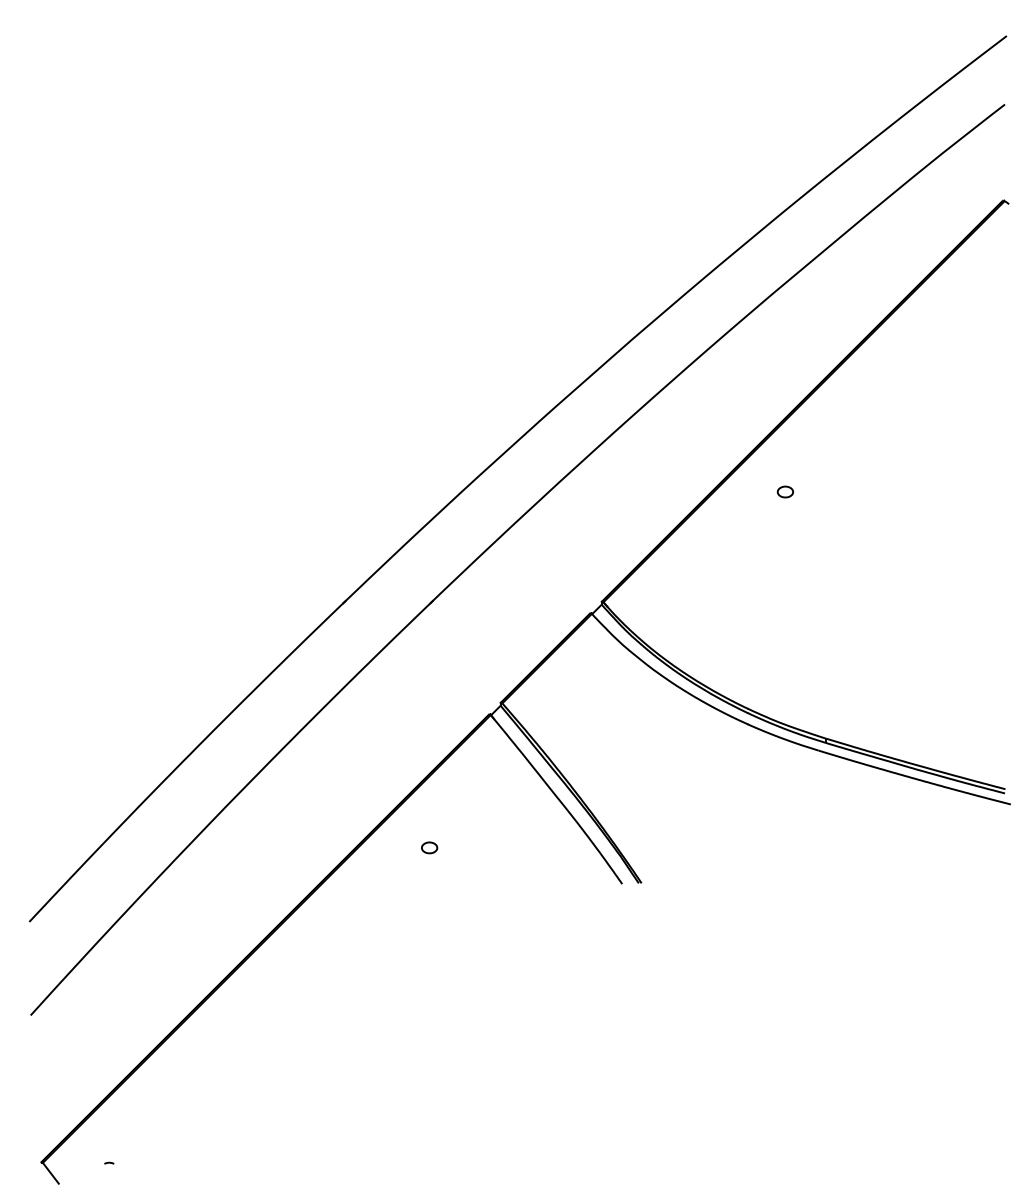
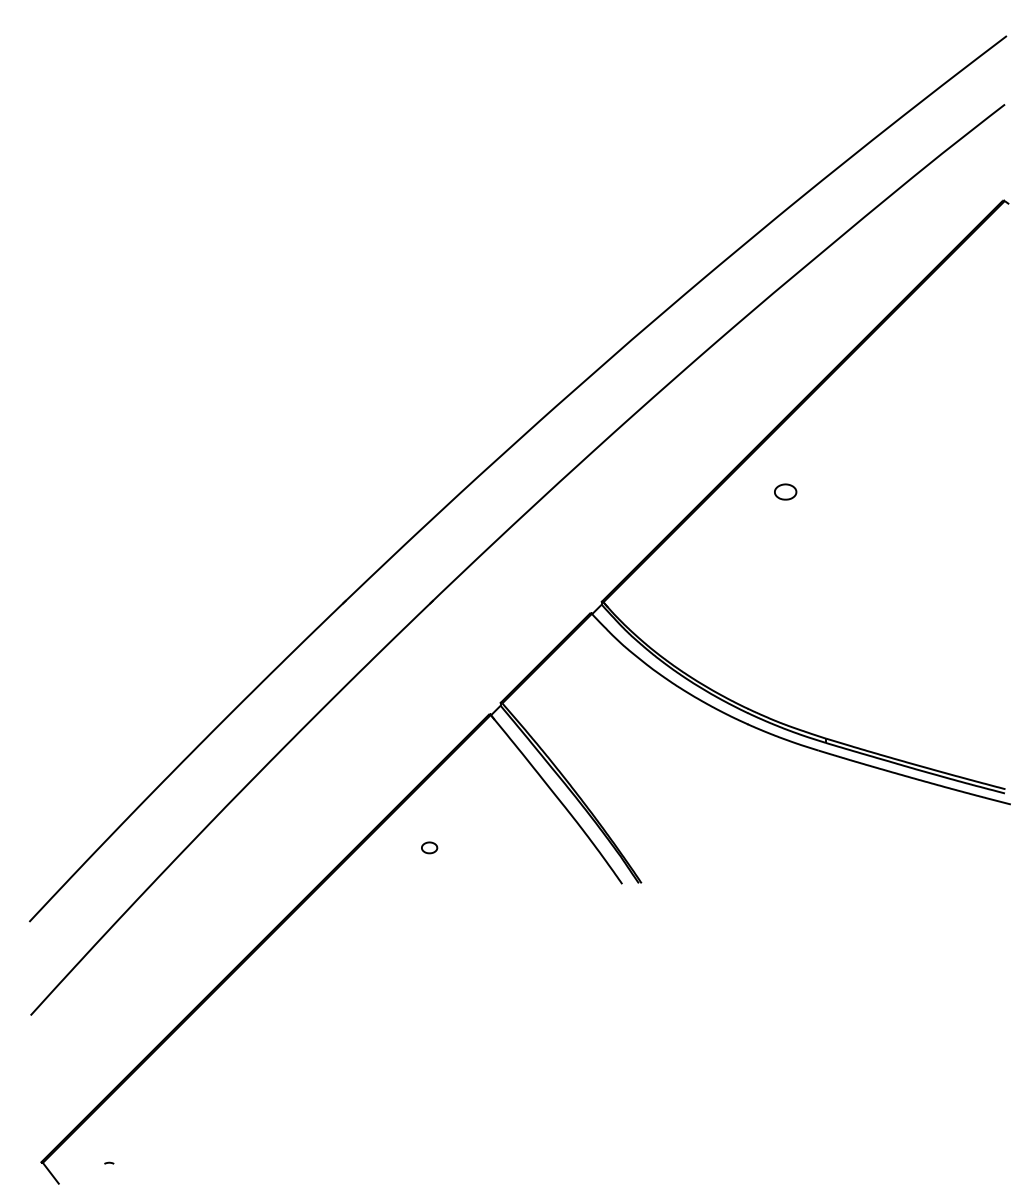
part size: 18x14 px -> 24x18 px (785, 491)
